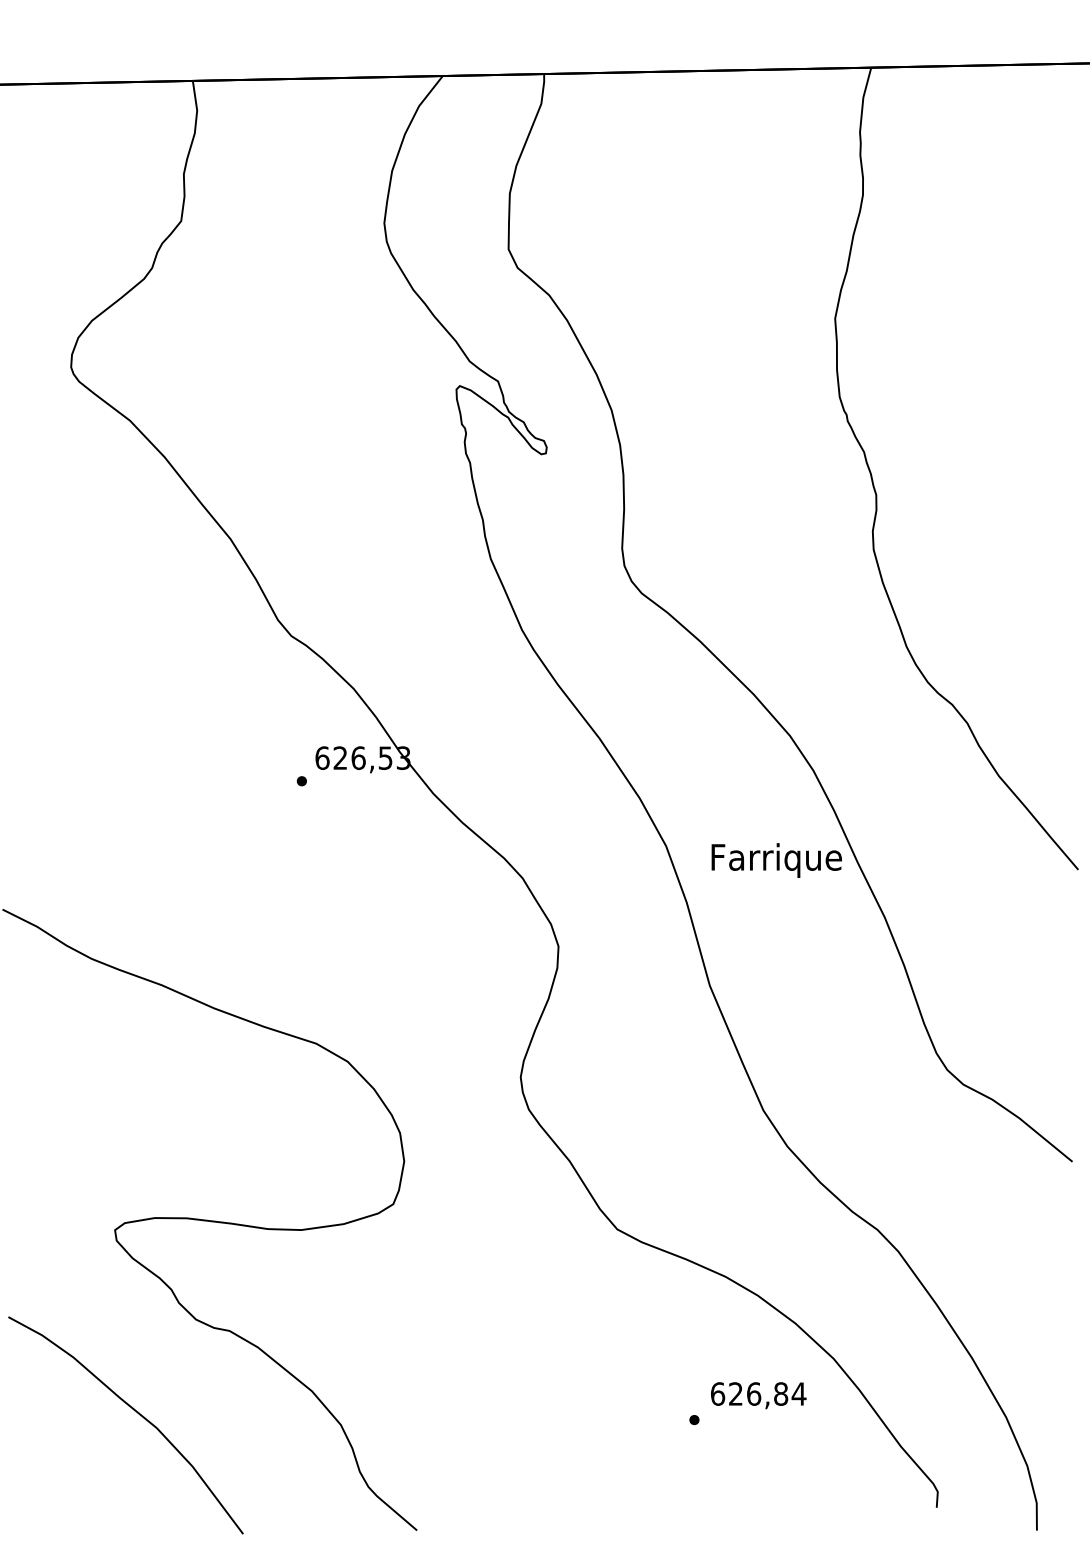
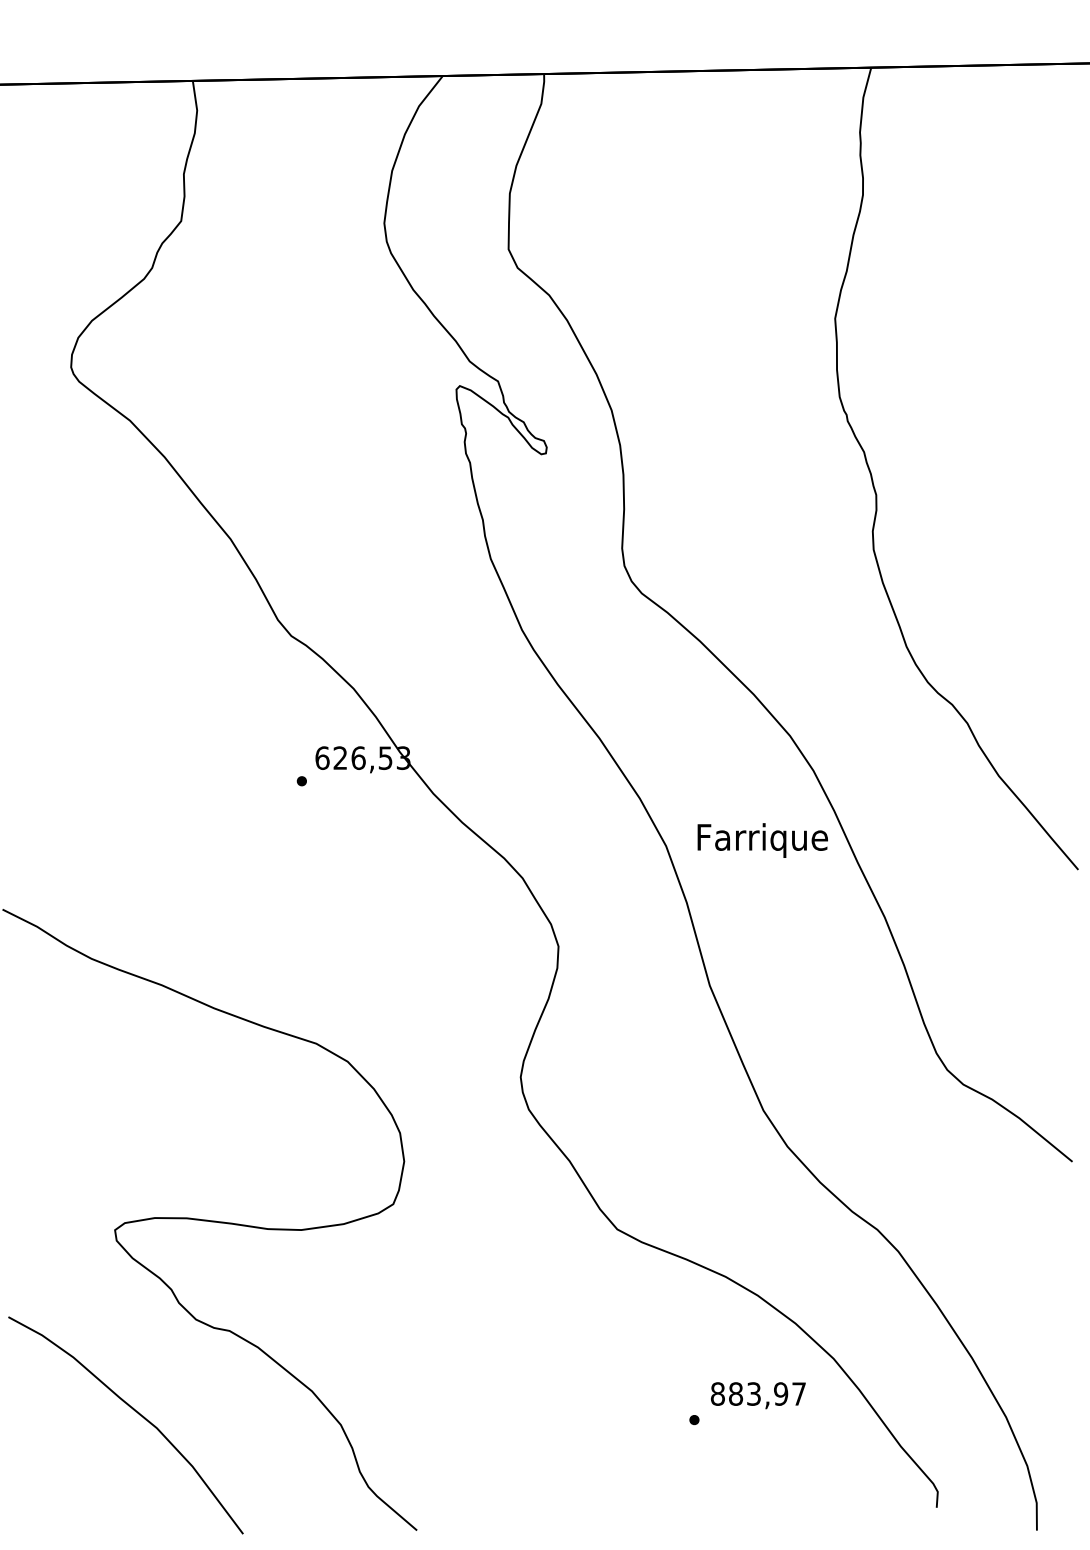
text position: (776, 860) -> (762, 840) (762, 840)
text: 626,84 -> 883,97 (758, 1393)
